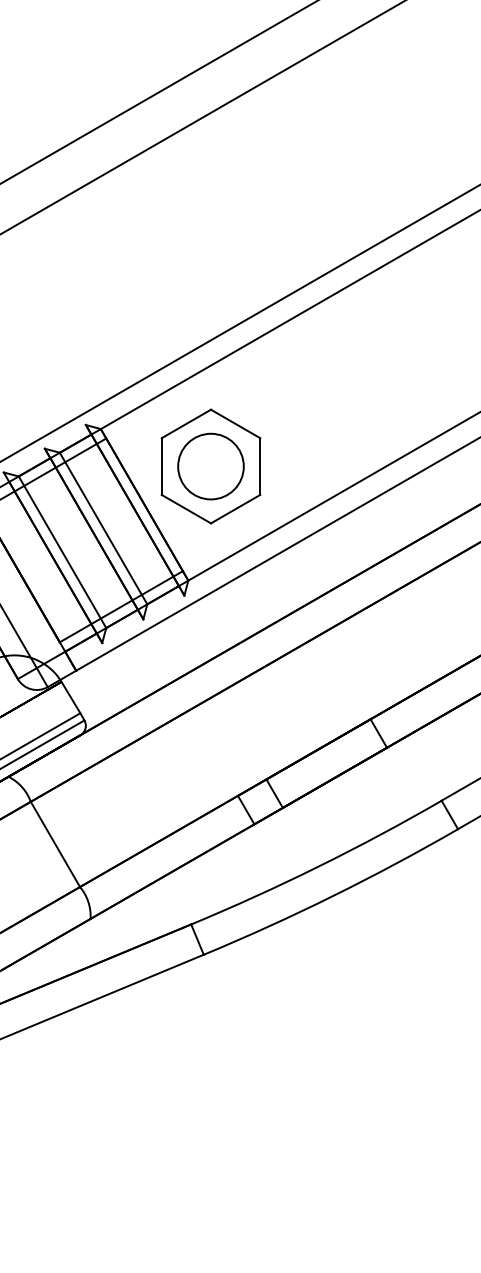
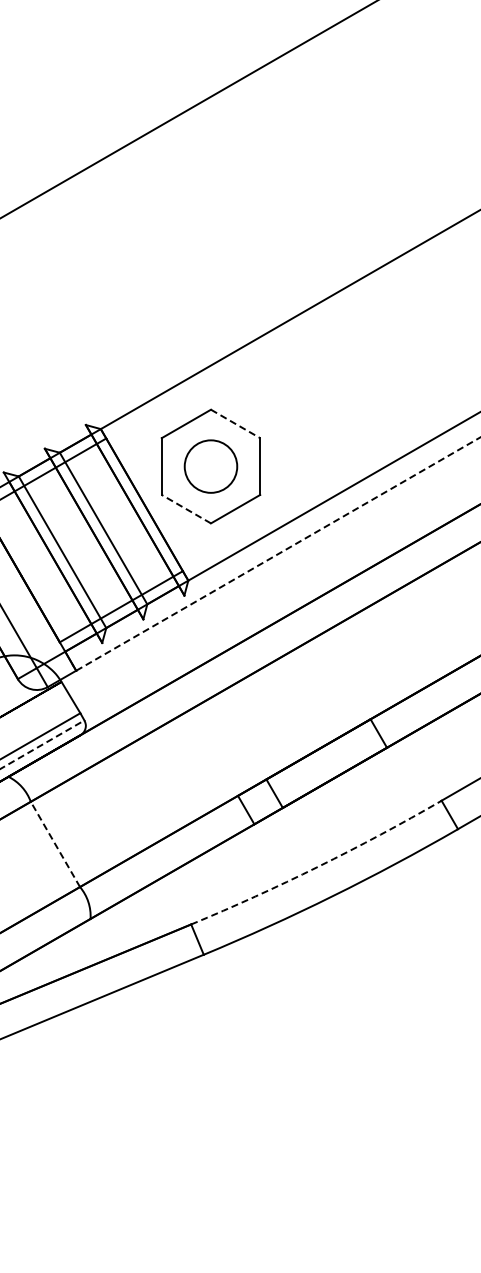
line: present -> none (158, 92)
line position: (202, 117) -> (188, 109) (188, 109)
line: present -> none (239, 323)
line: solid -> dashed (236, 424)
circle diameter: 66 px -> 53 px (210, 466)
line: solid -> dashed (185, 508)
line: solid -> dashed (278, 554)
line: solid -> dashed (42, 744)
line: solid -> dashed (55, 844)
arc: solid -> dashed (318, 866)
